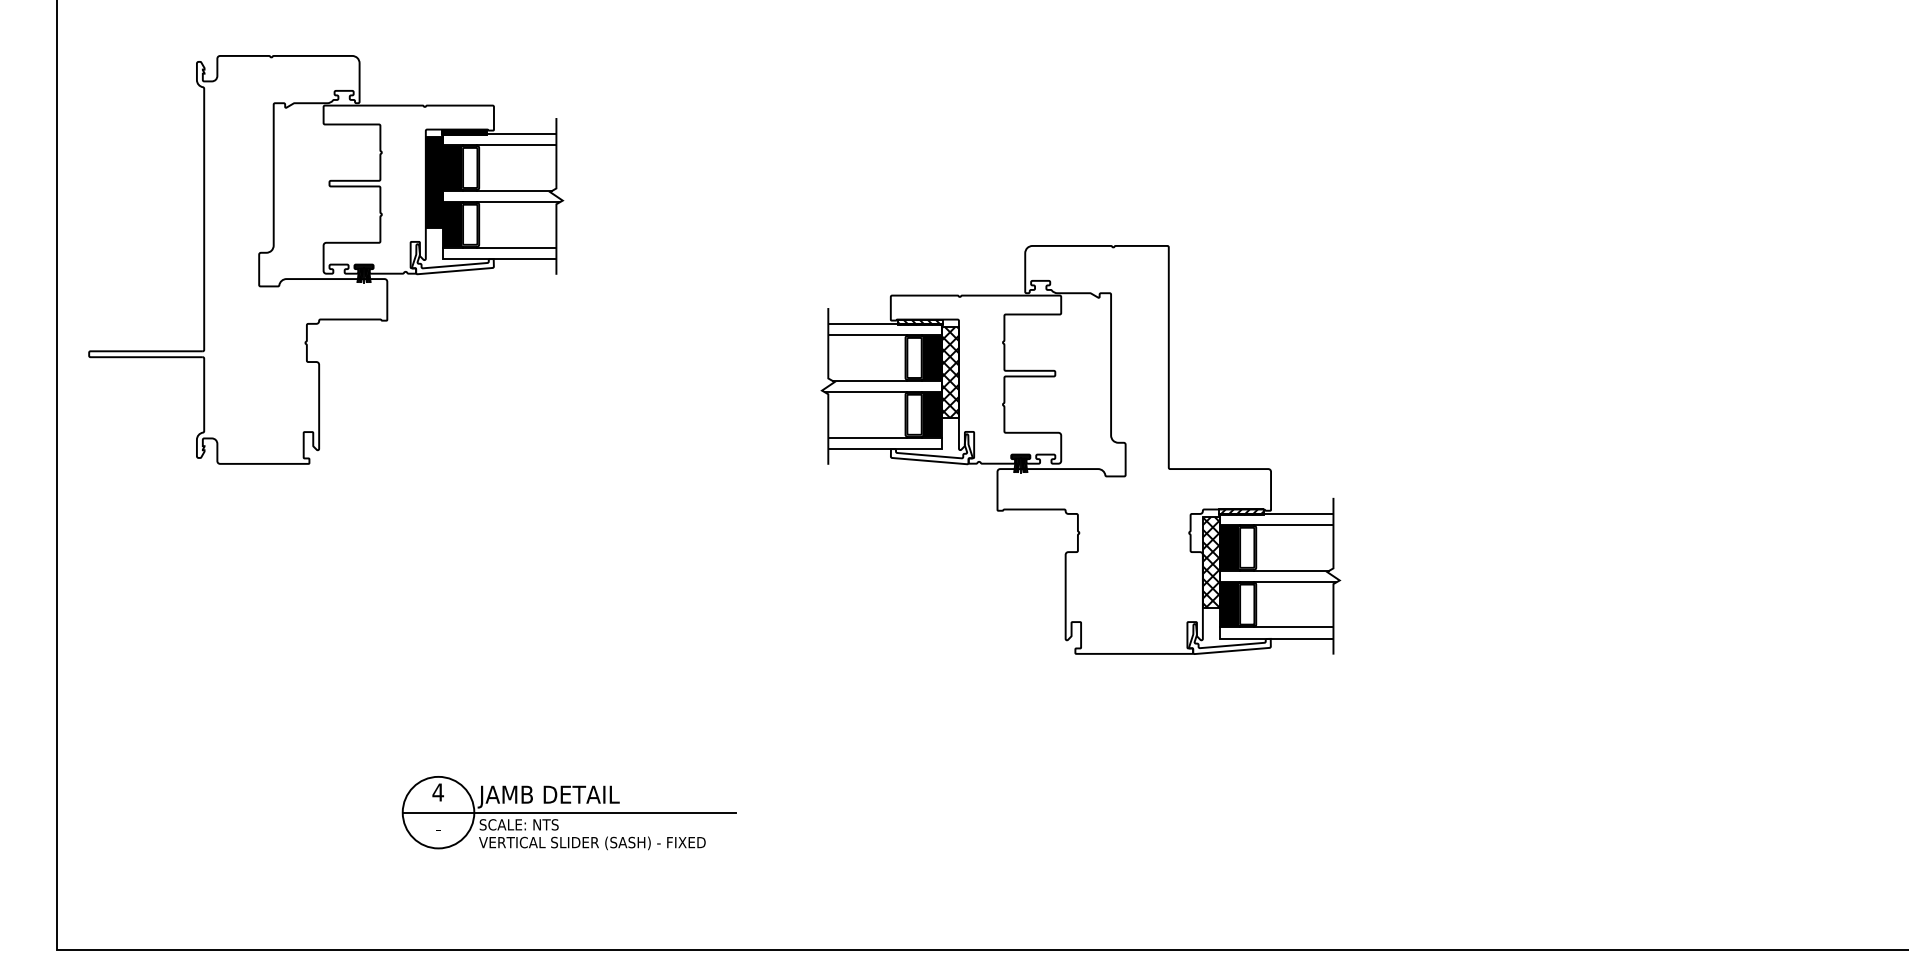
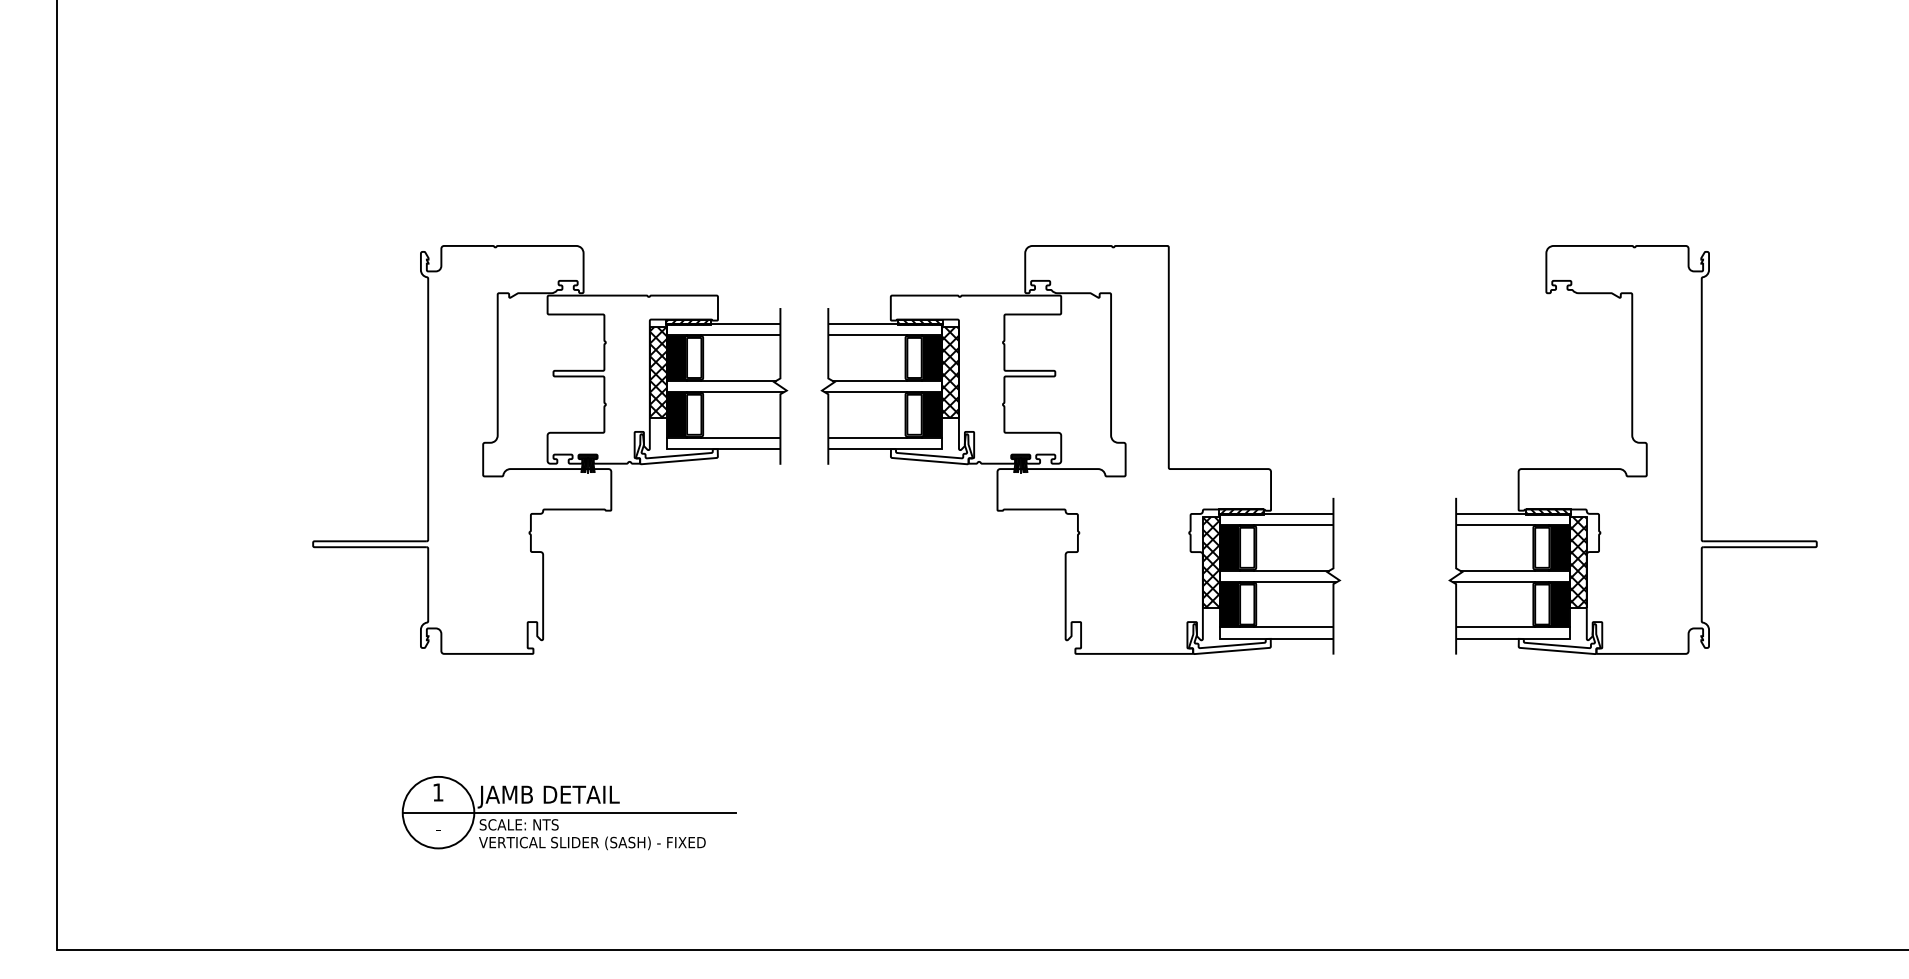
part position: (326, 259) -> (550, 449) (550, 449)
part: none -> present (1634, 442)
text: 4 -> 1 (438, 792)
